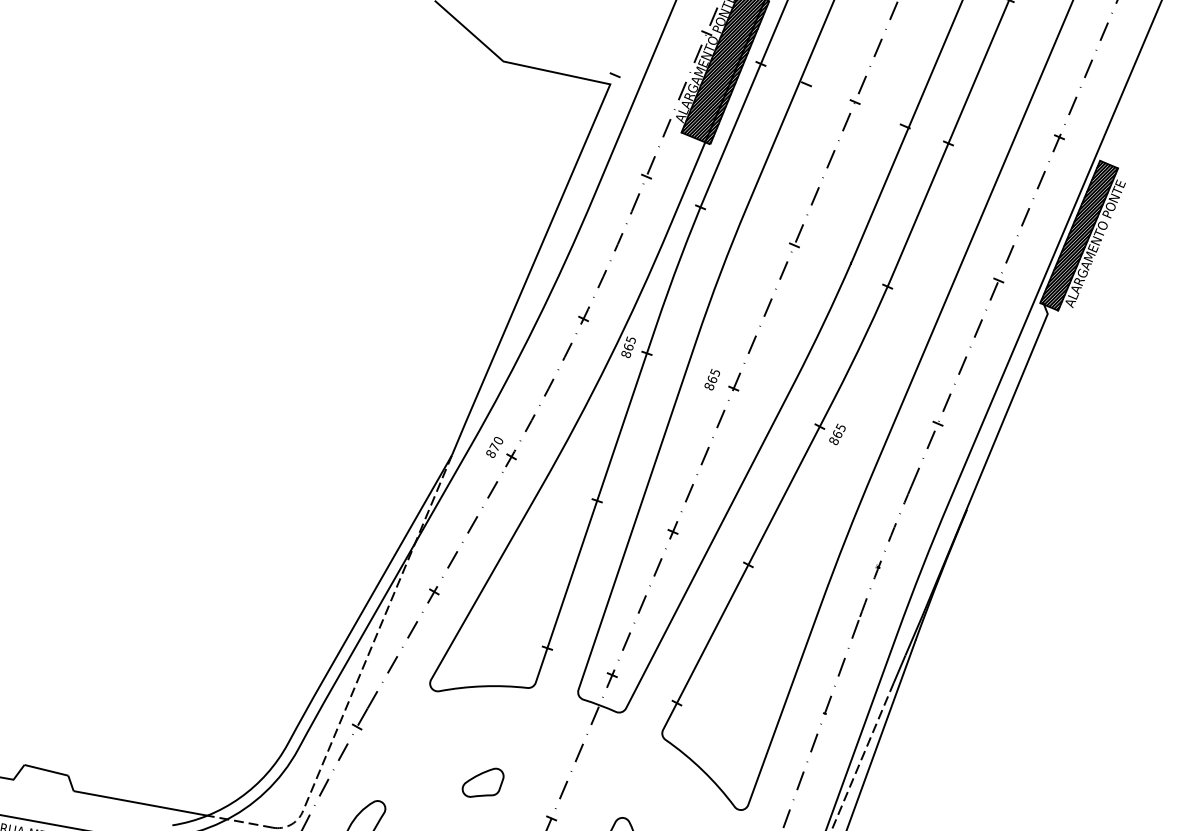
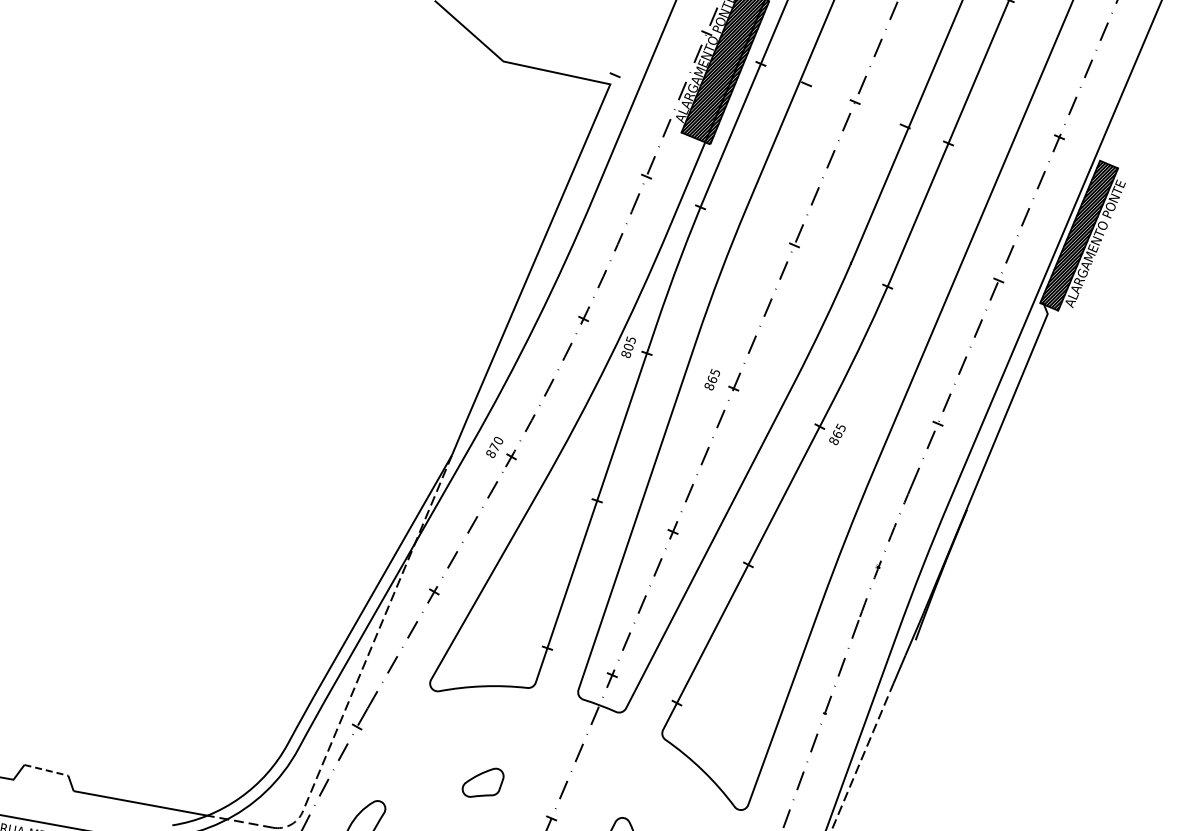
text: 865 -> 805 (628, 346)
line: present -> none (881, 733)
line: solid -> dashed (46, 770)
